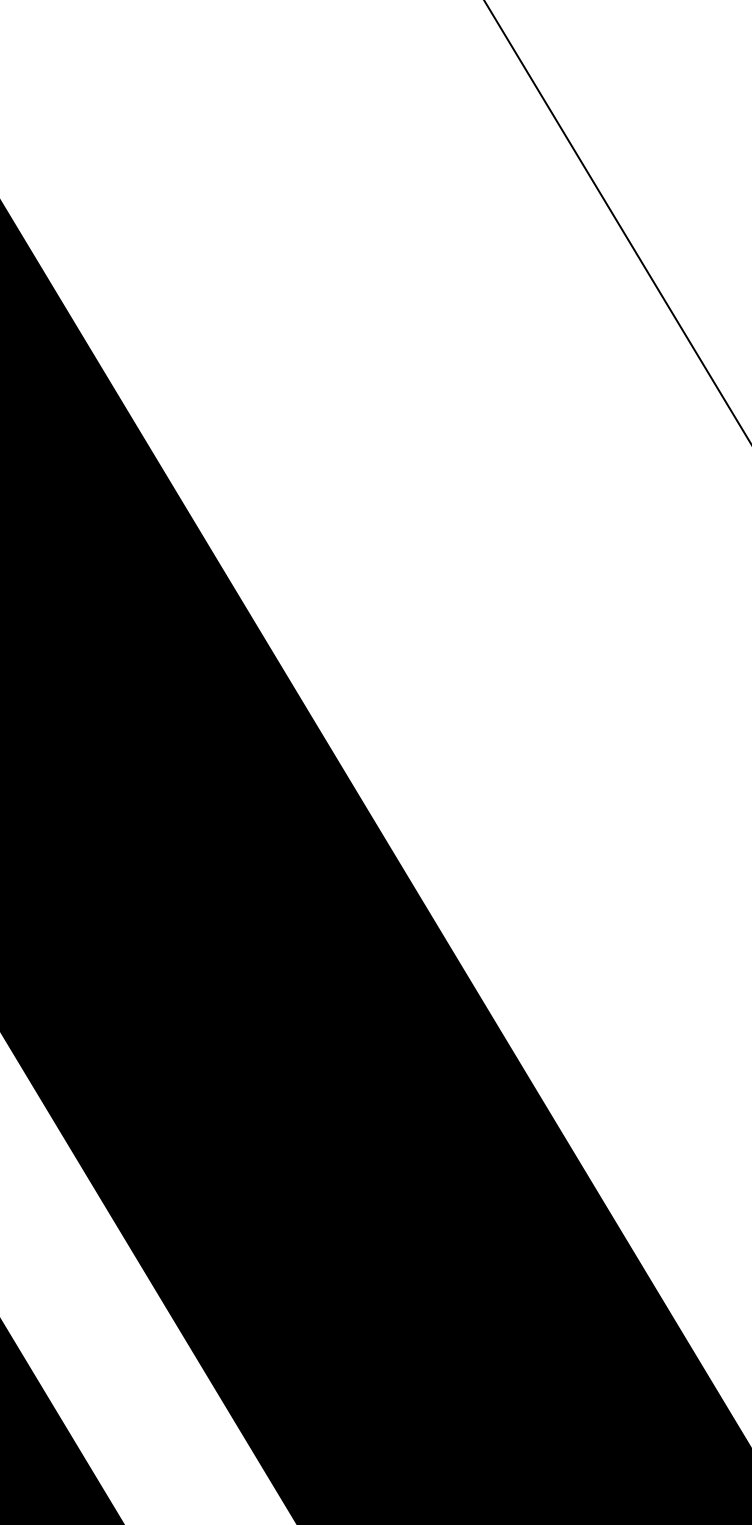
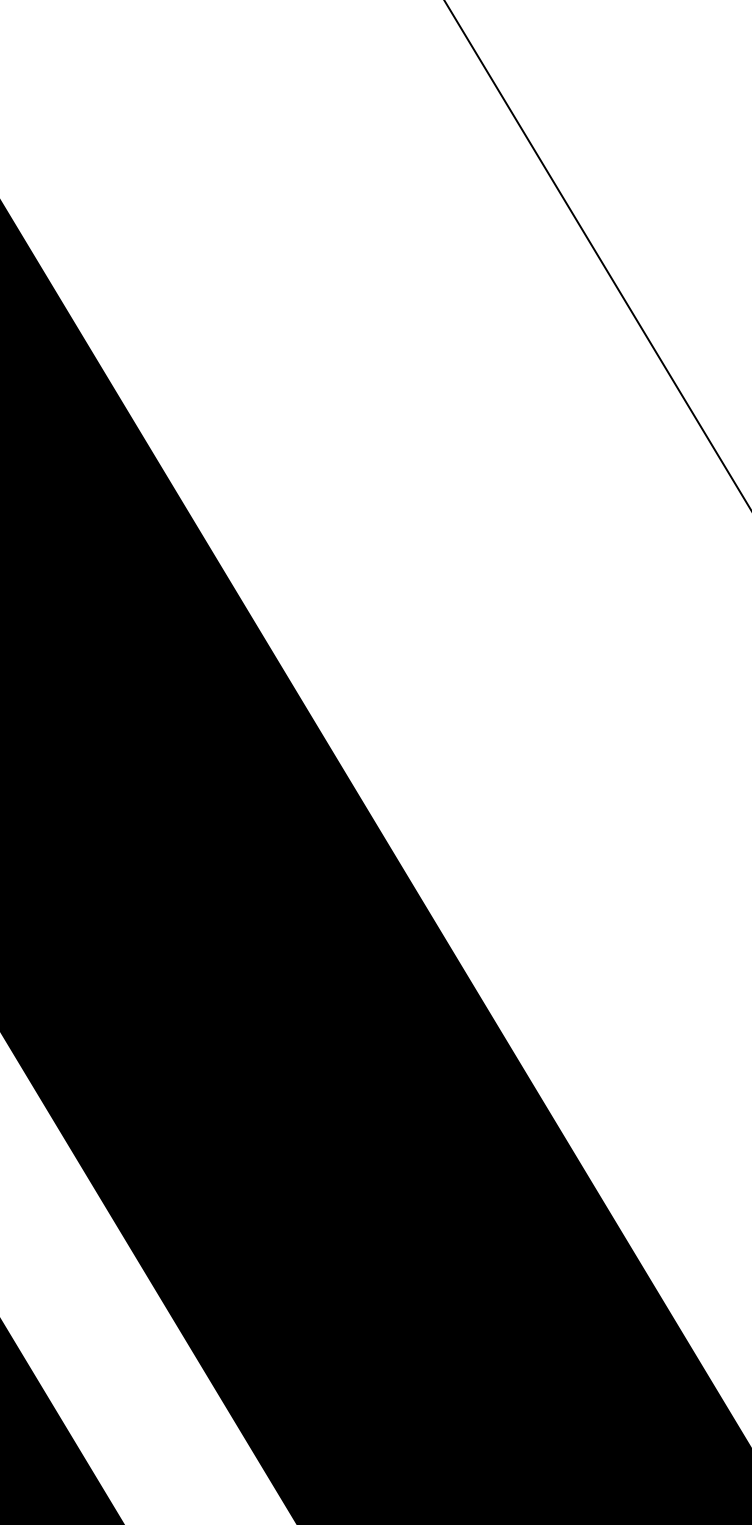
line position: (616, 221) -> (596, 254) (596, 254)
